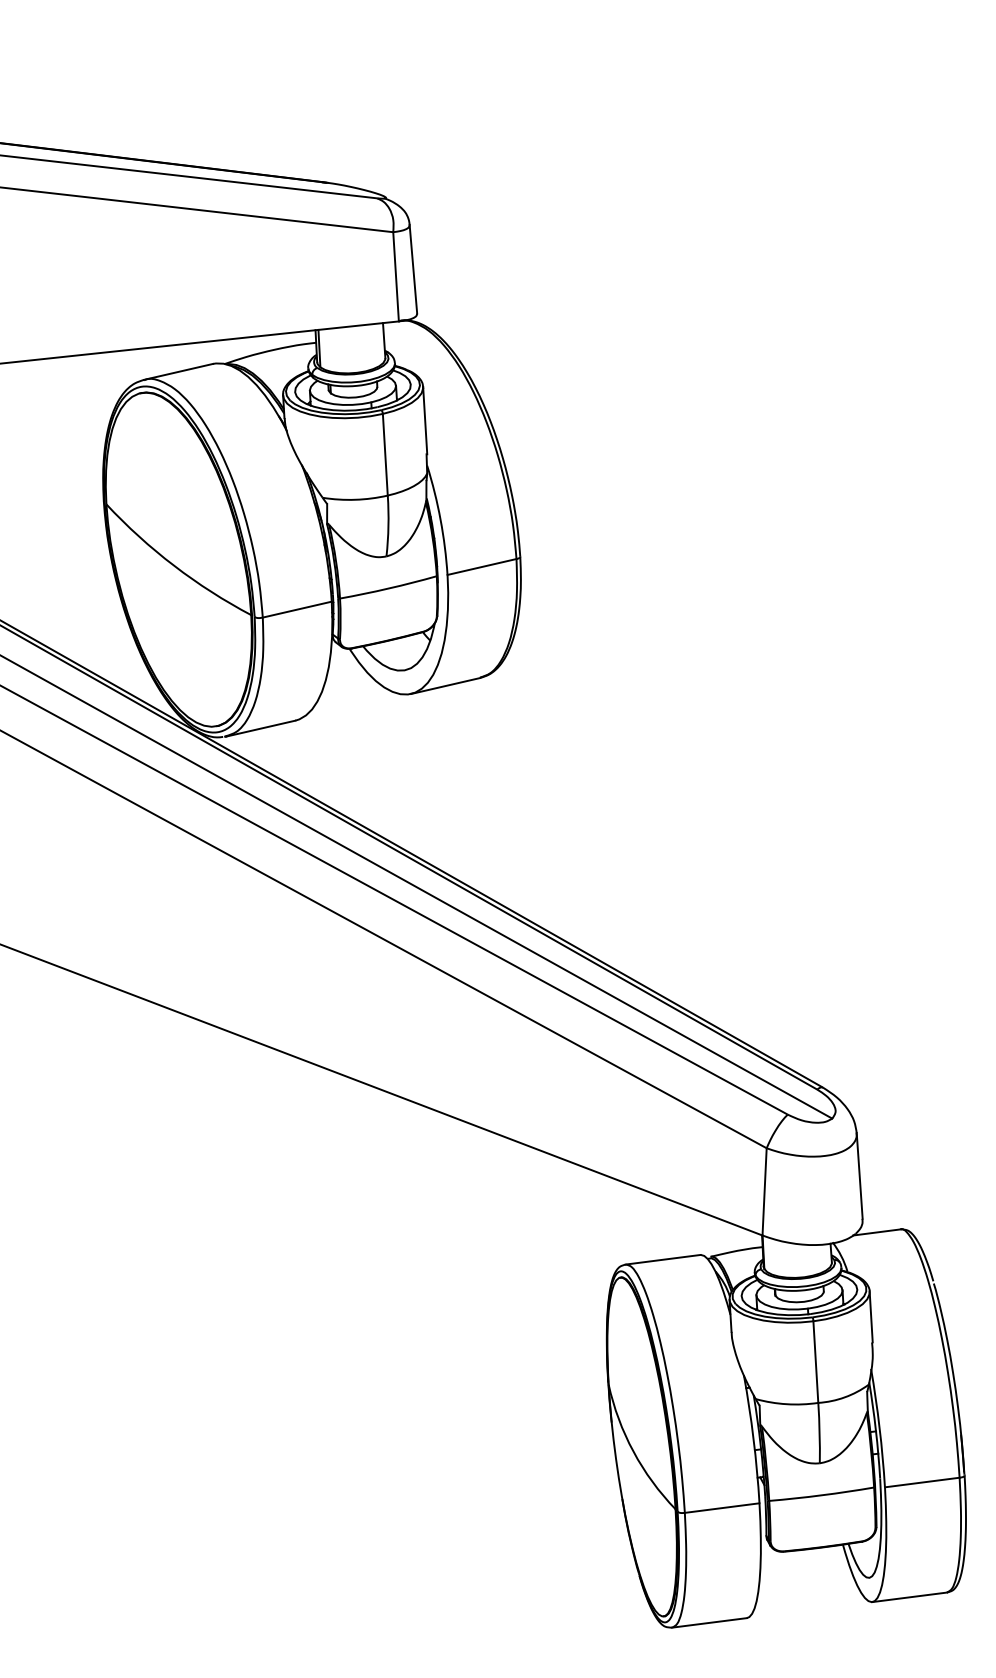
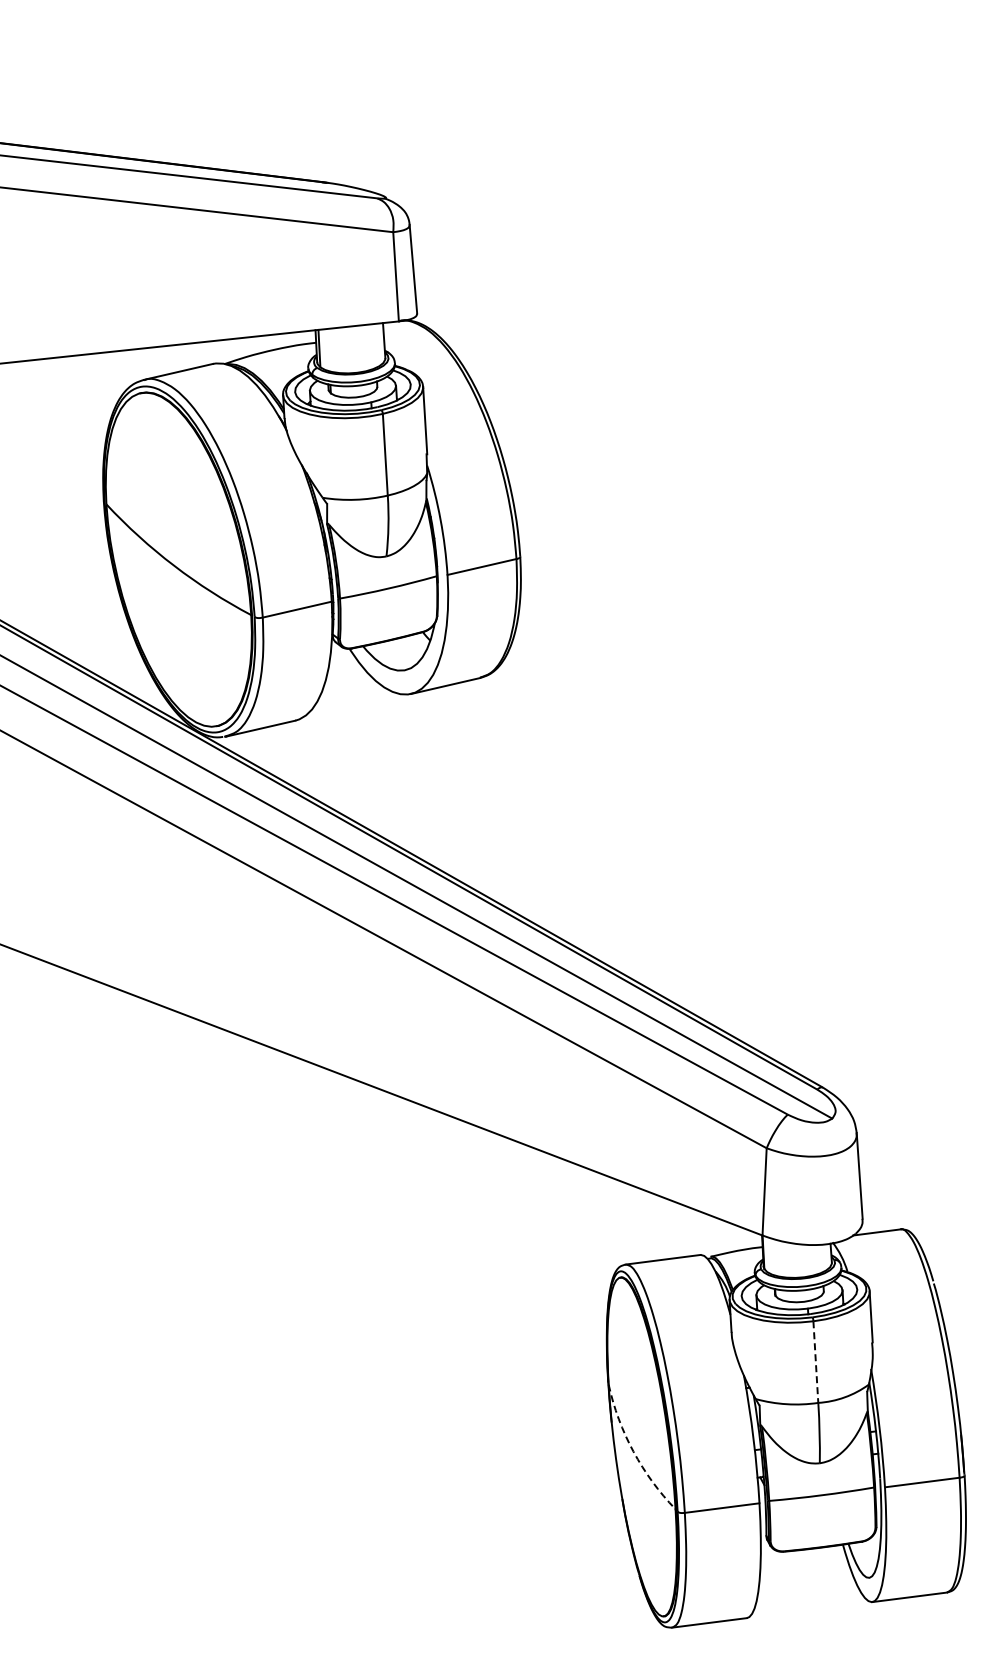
line: solid -> dashed (815, 1362)
arc: solid -> dashed (633, 1451)
